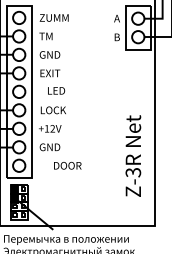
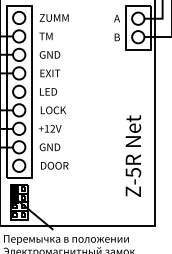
text position: (56, 90) -> (48, 91) (48, 91)
text position: (67, 165) -> (54, 165) (54, 165)
text: Z-3R -> Z-5R (132, 172)
